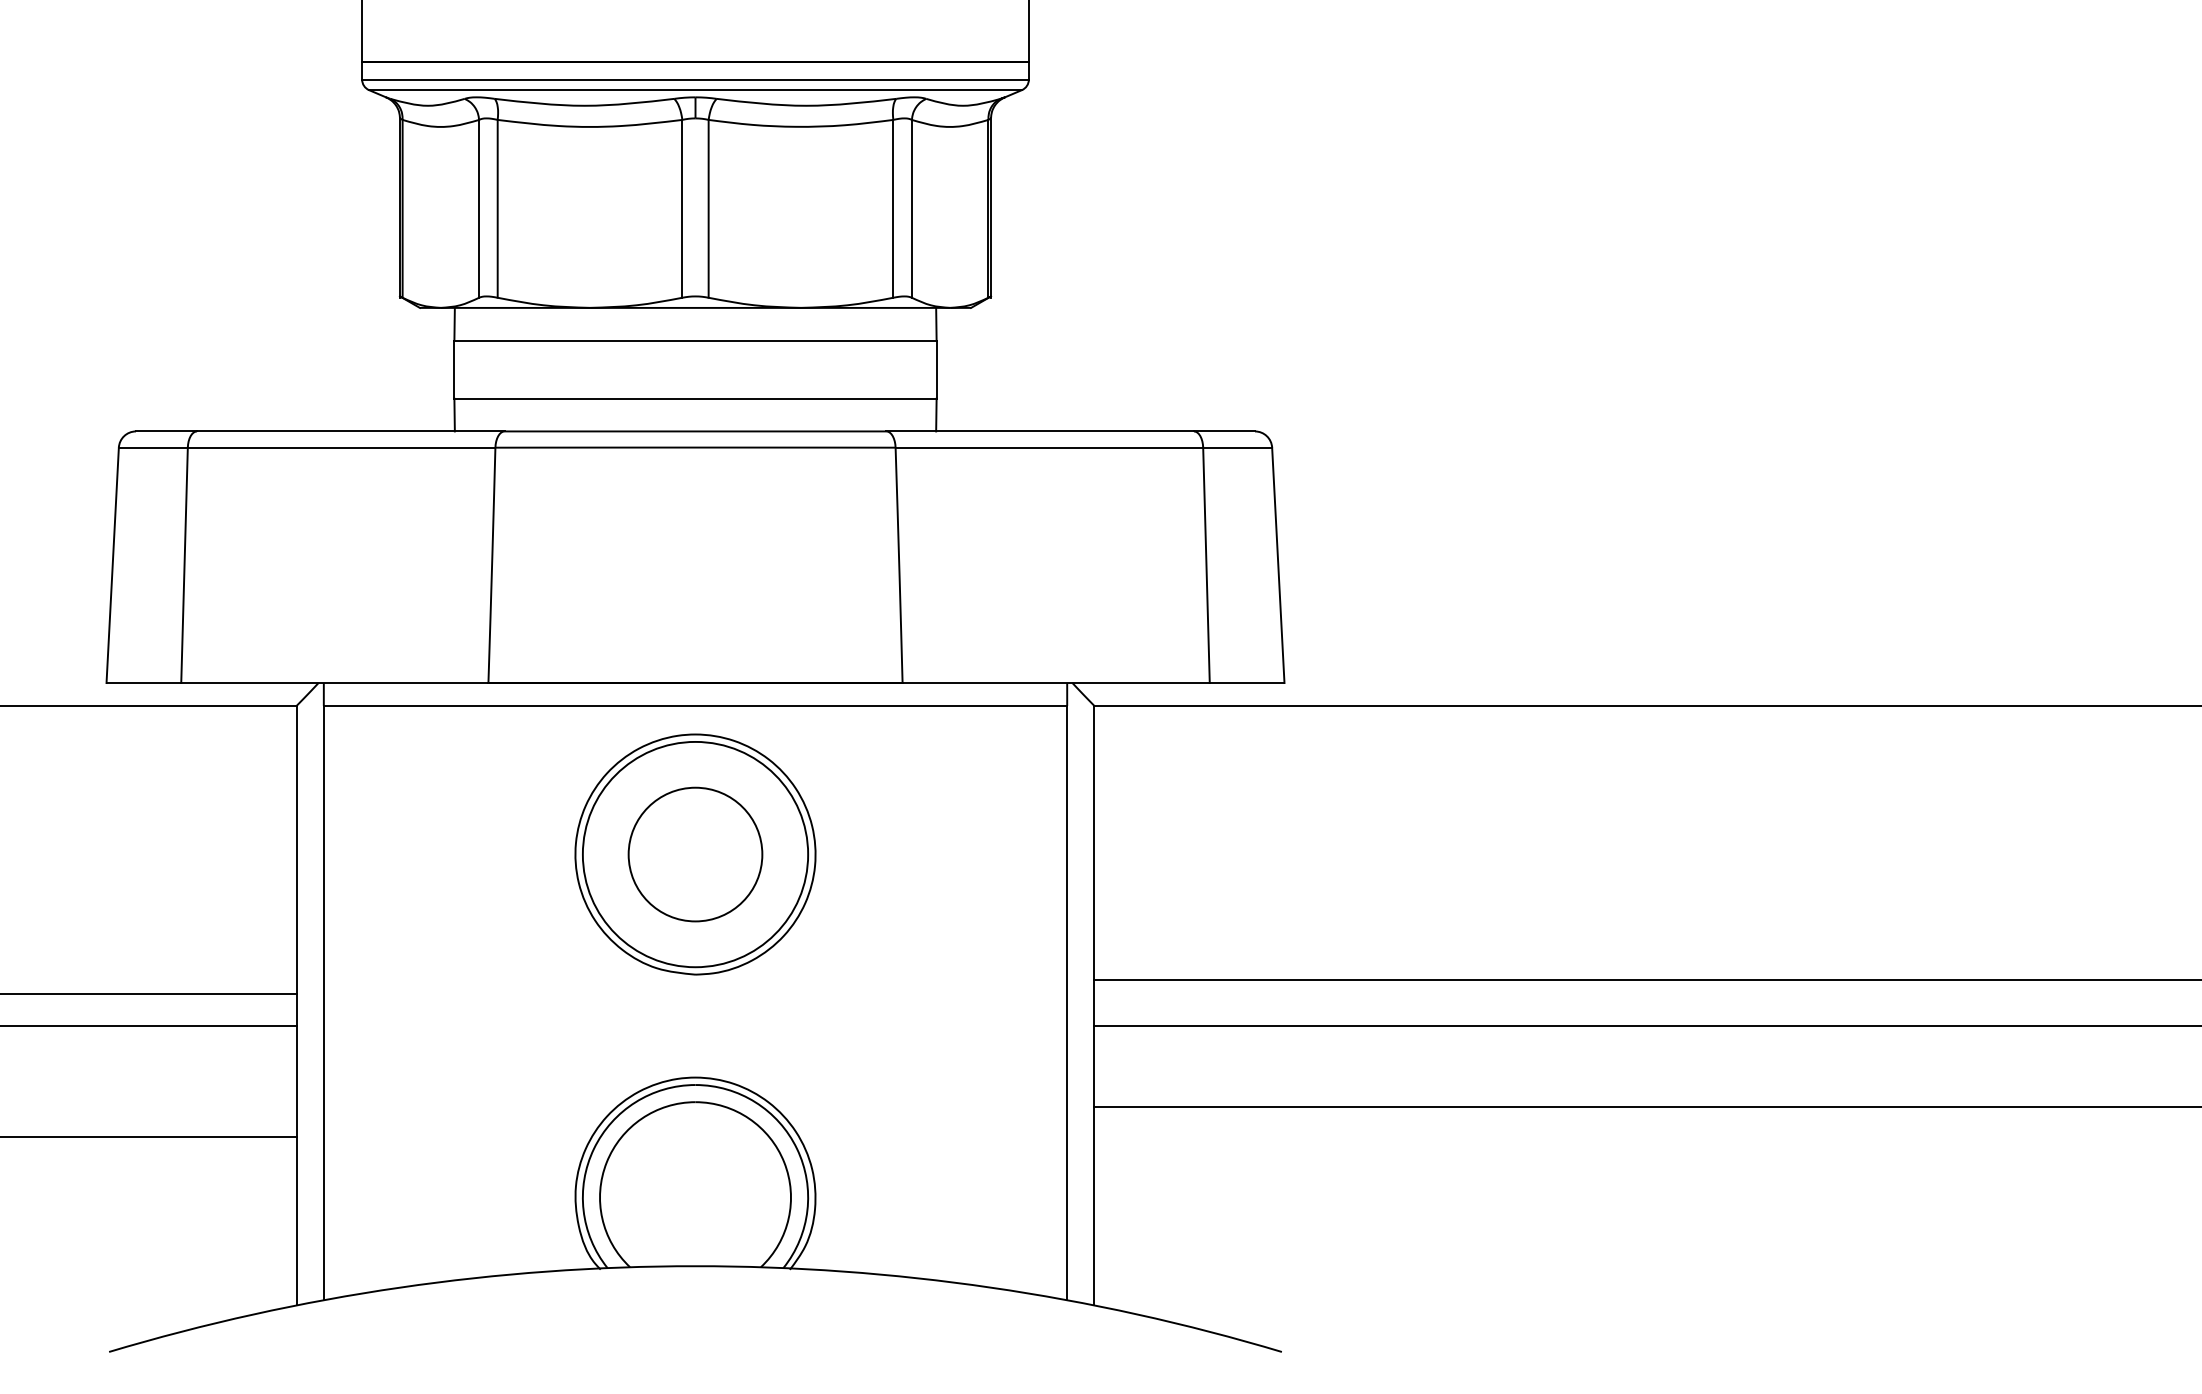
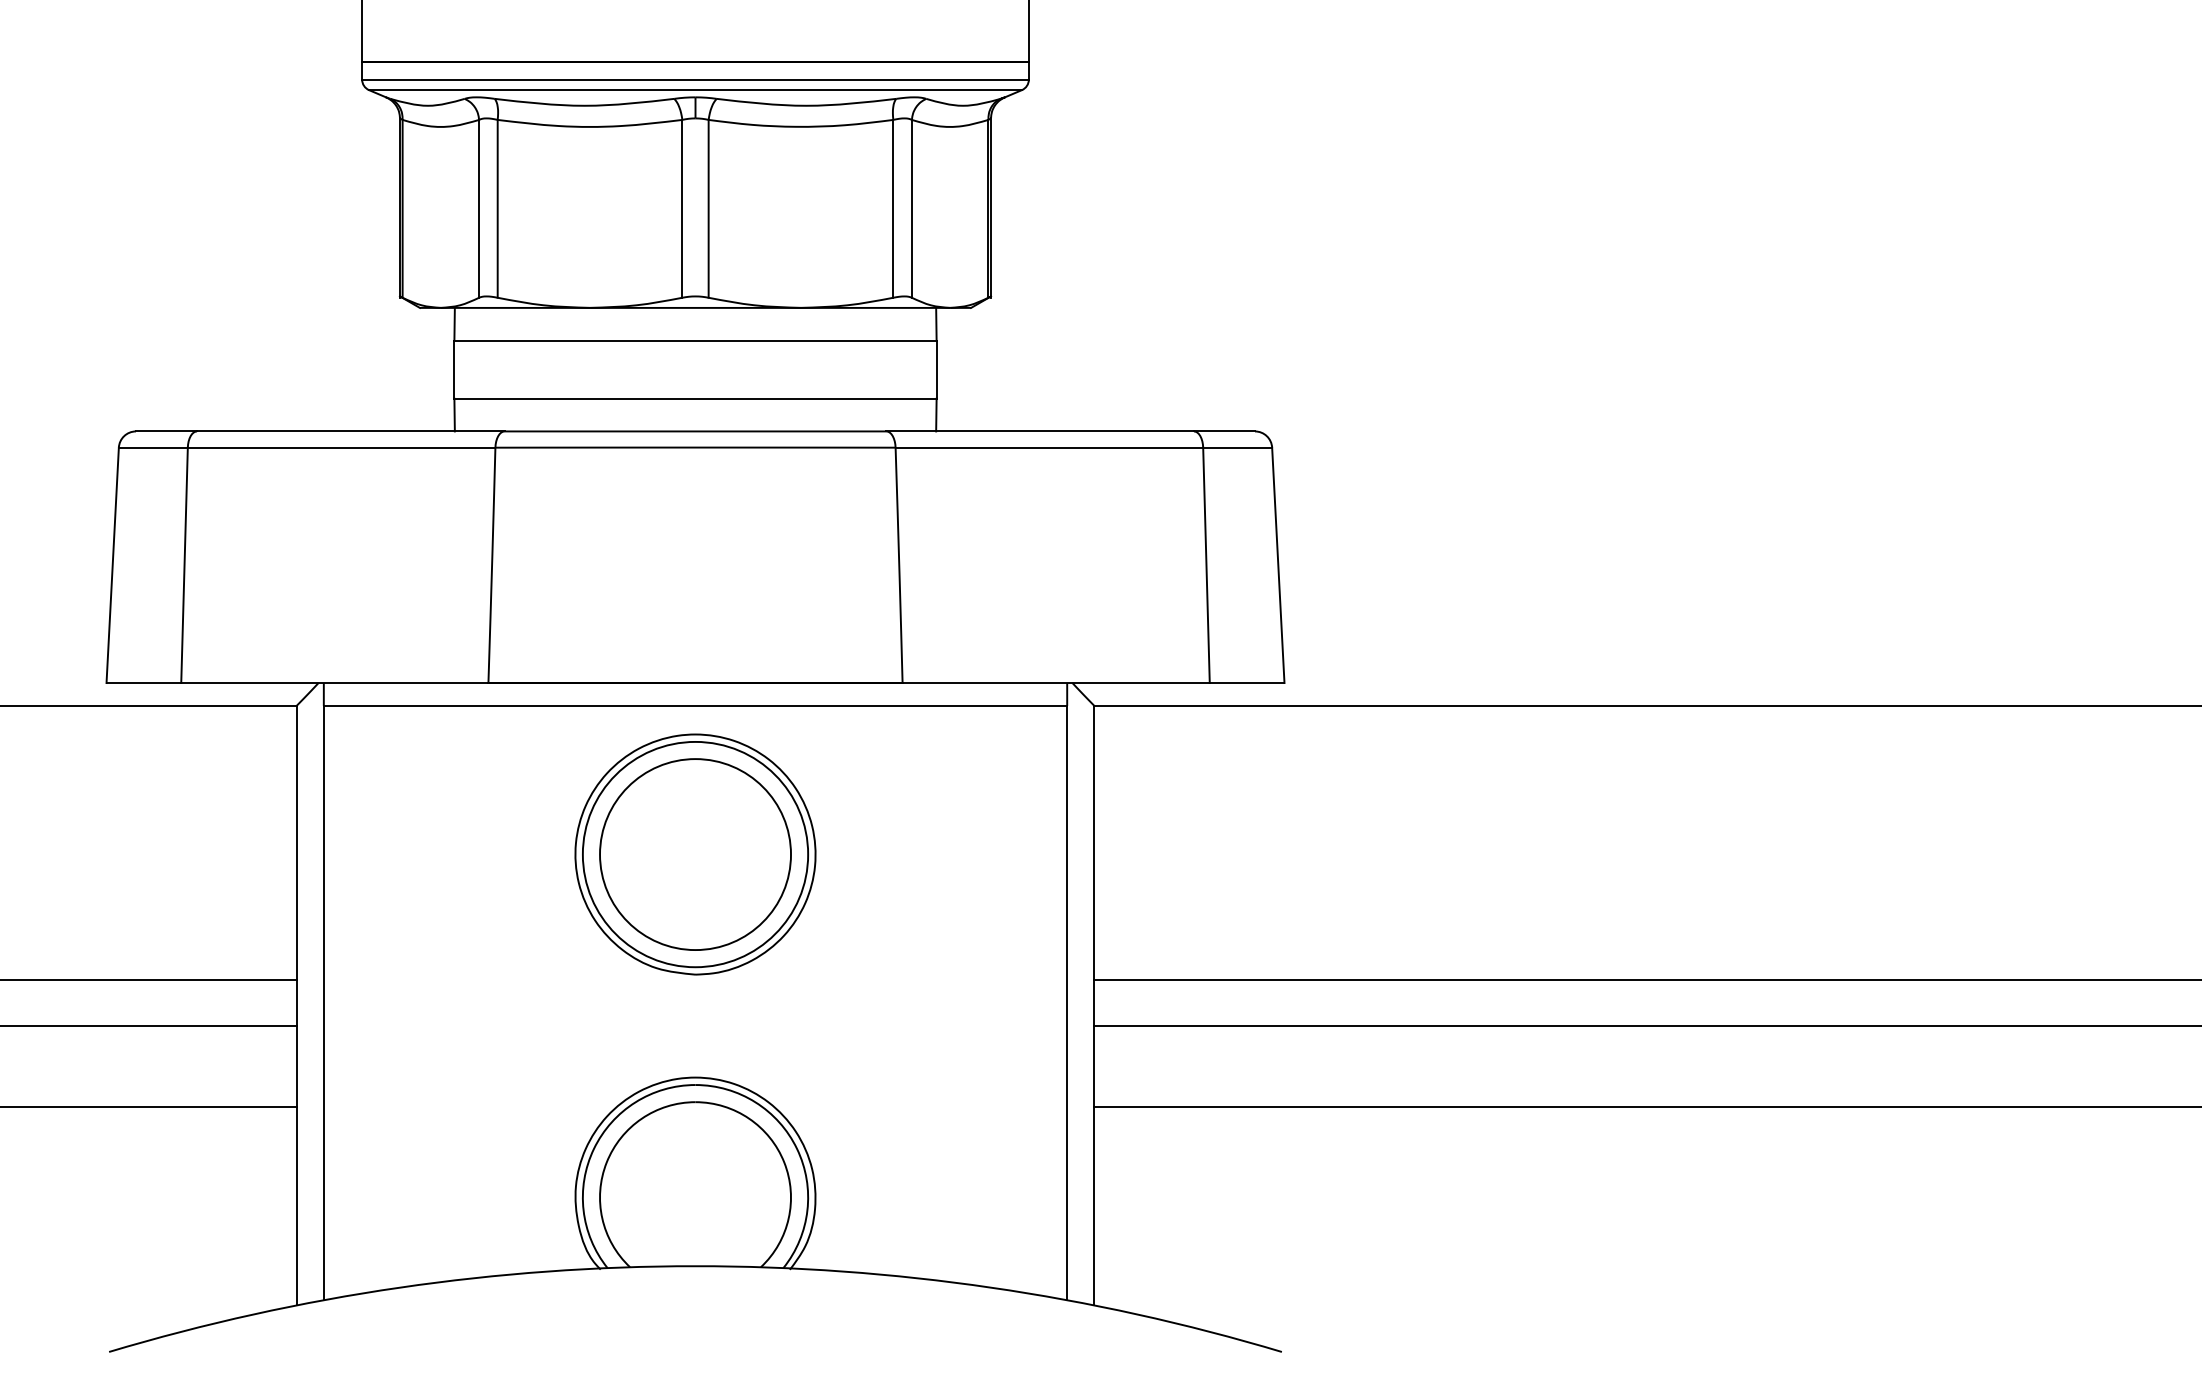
circle diameter: 134 px -> 191 px (695, 854)
line position: (149, 994) -> (149, 980) (149, 980)
line position: (149, 1136) -> (149, 1106) (149, 1106)
